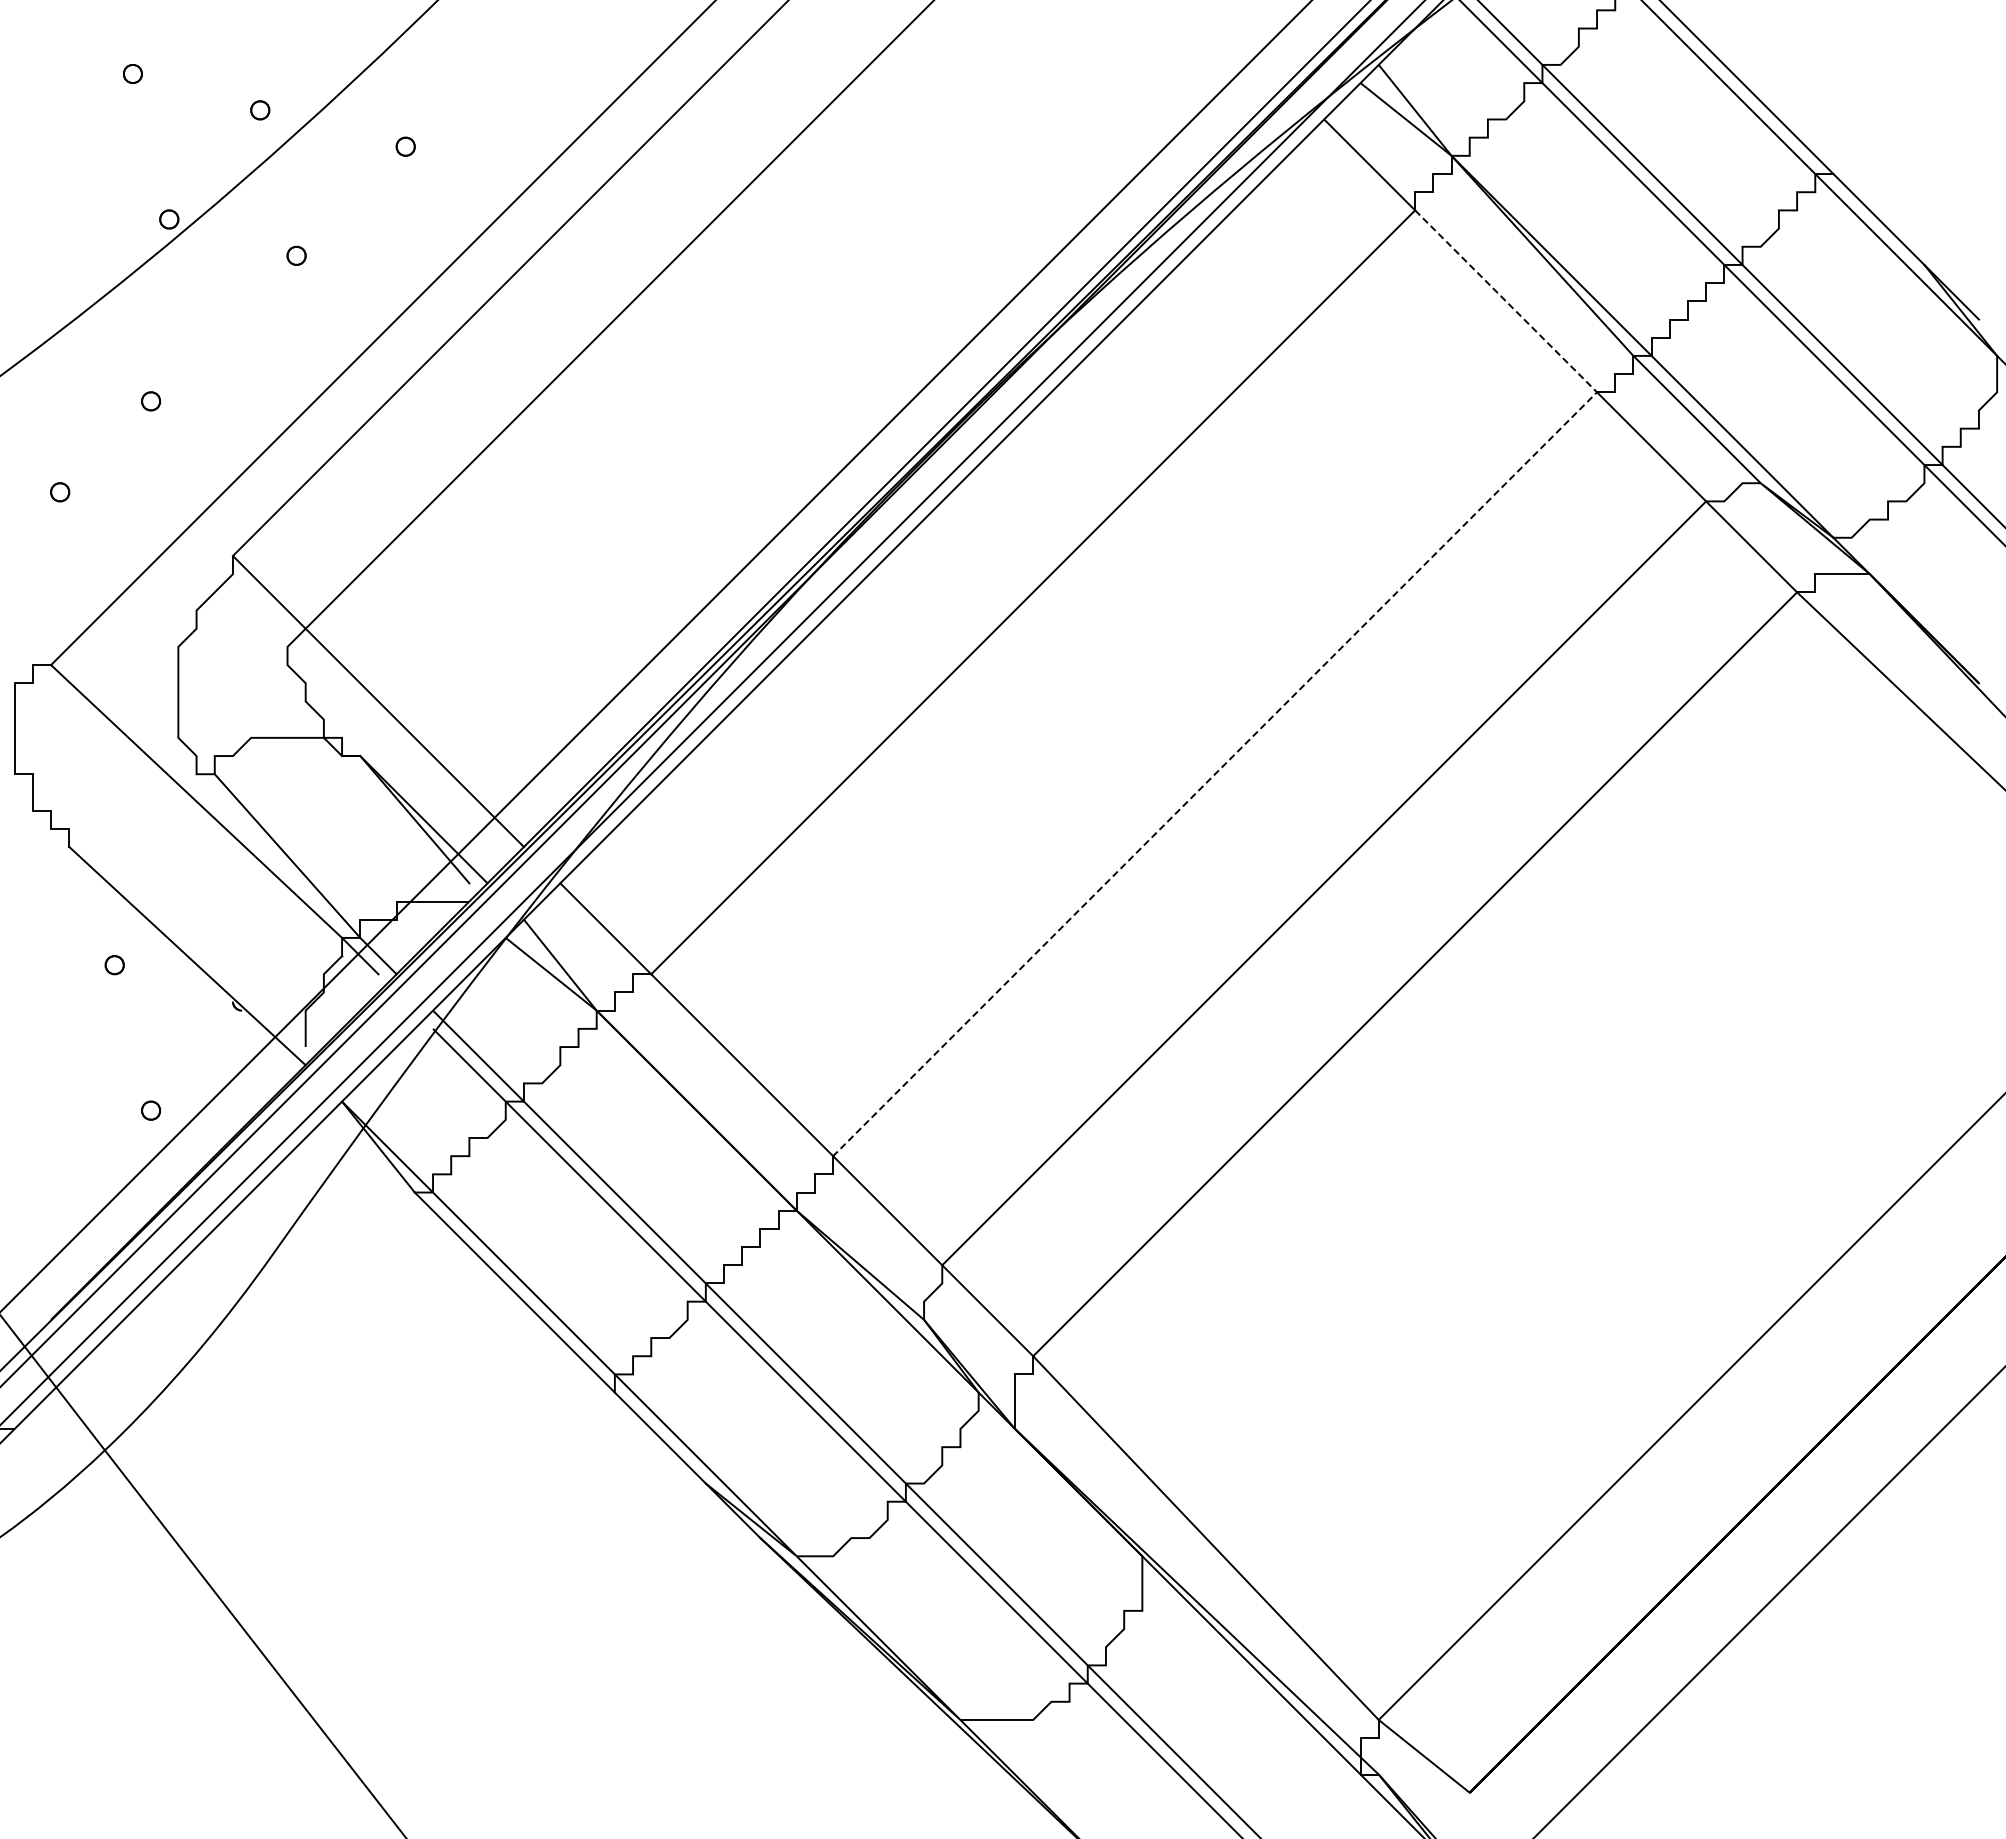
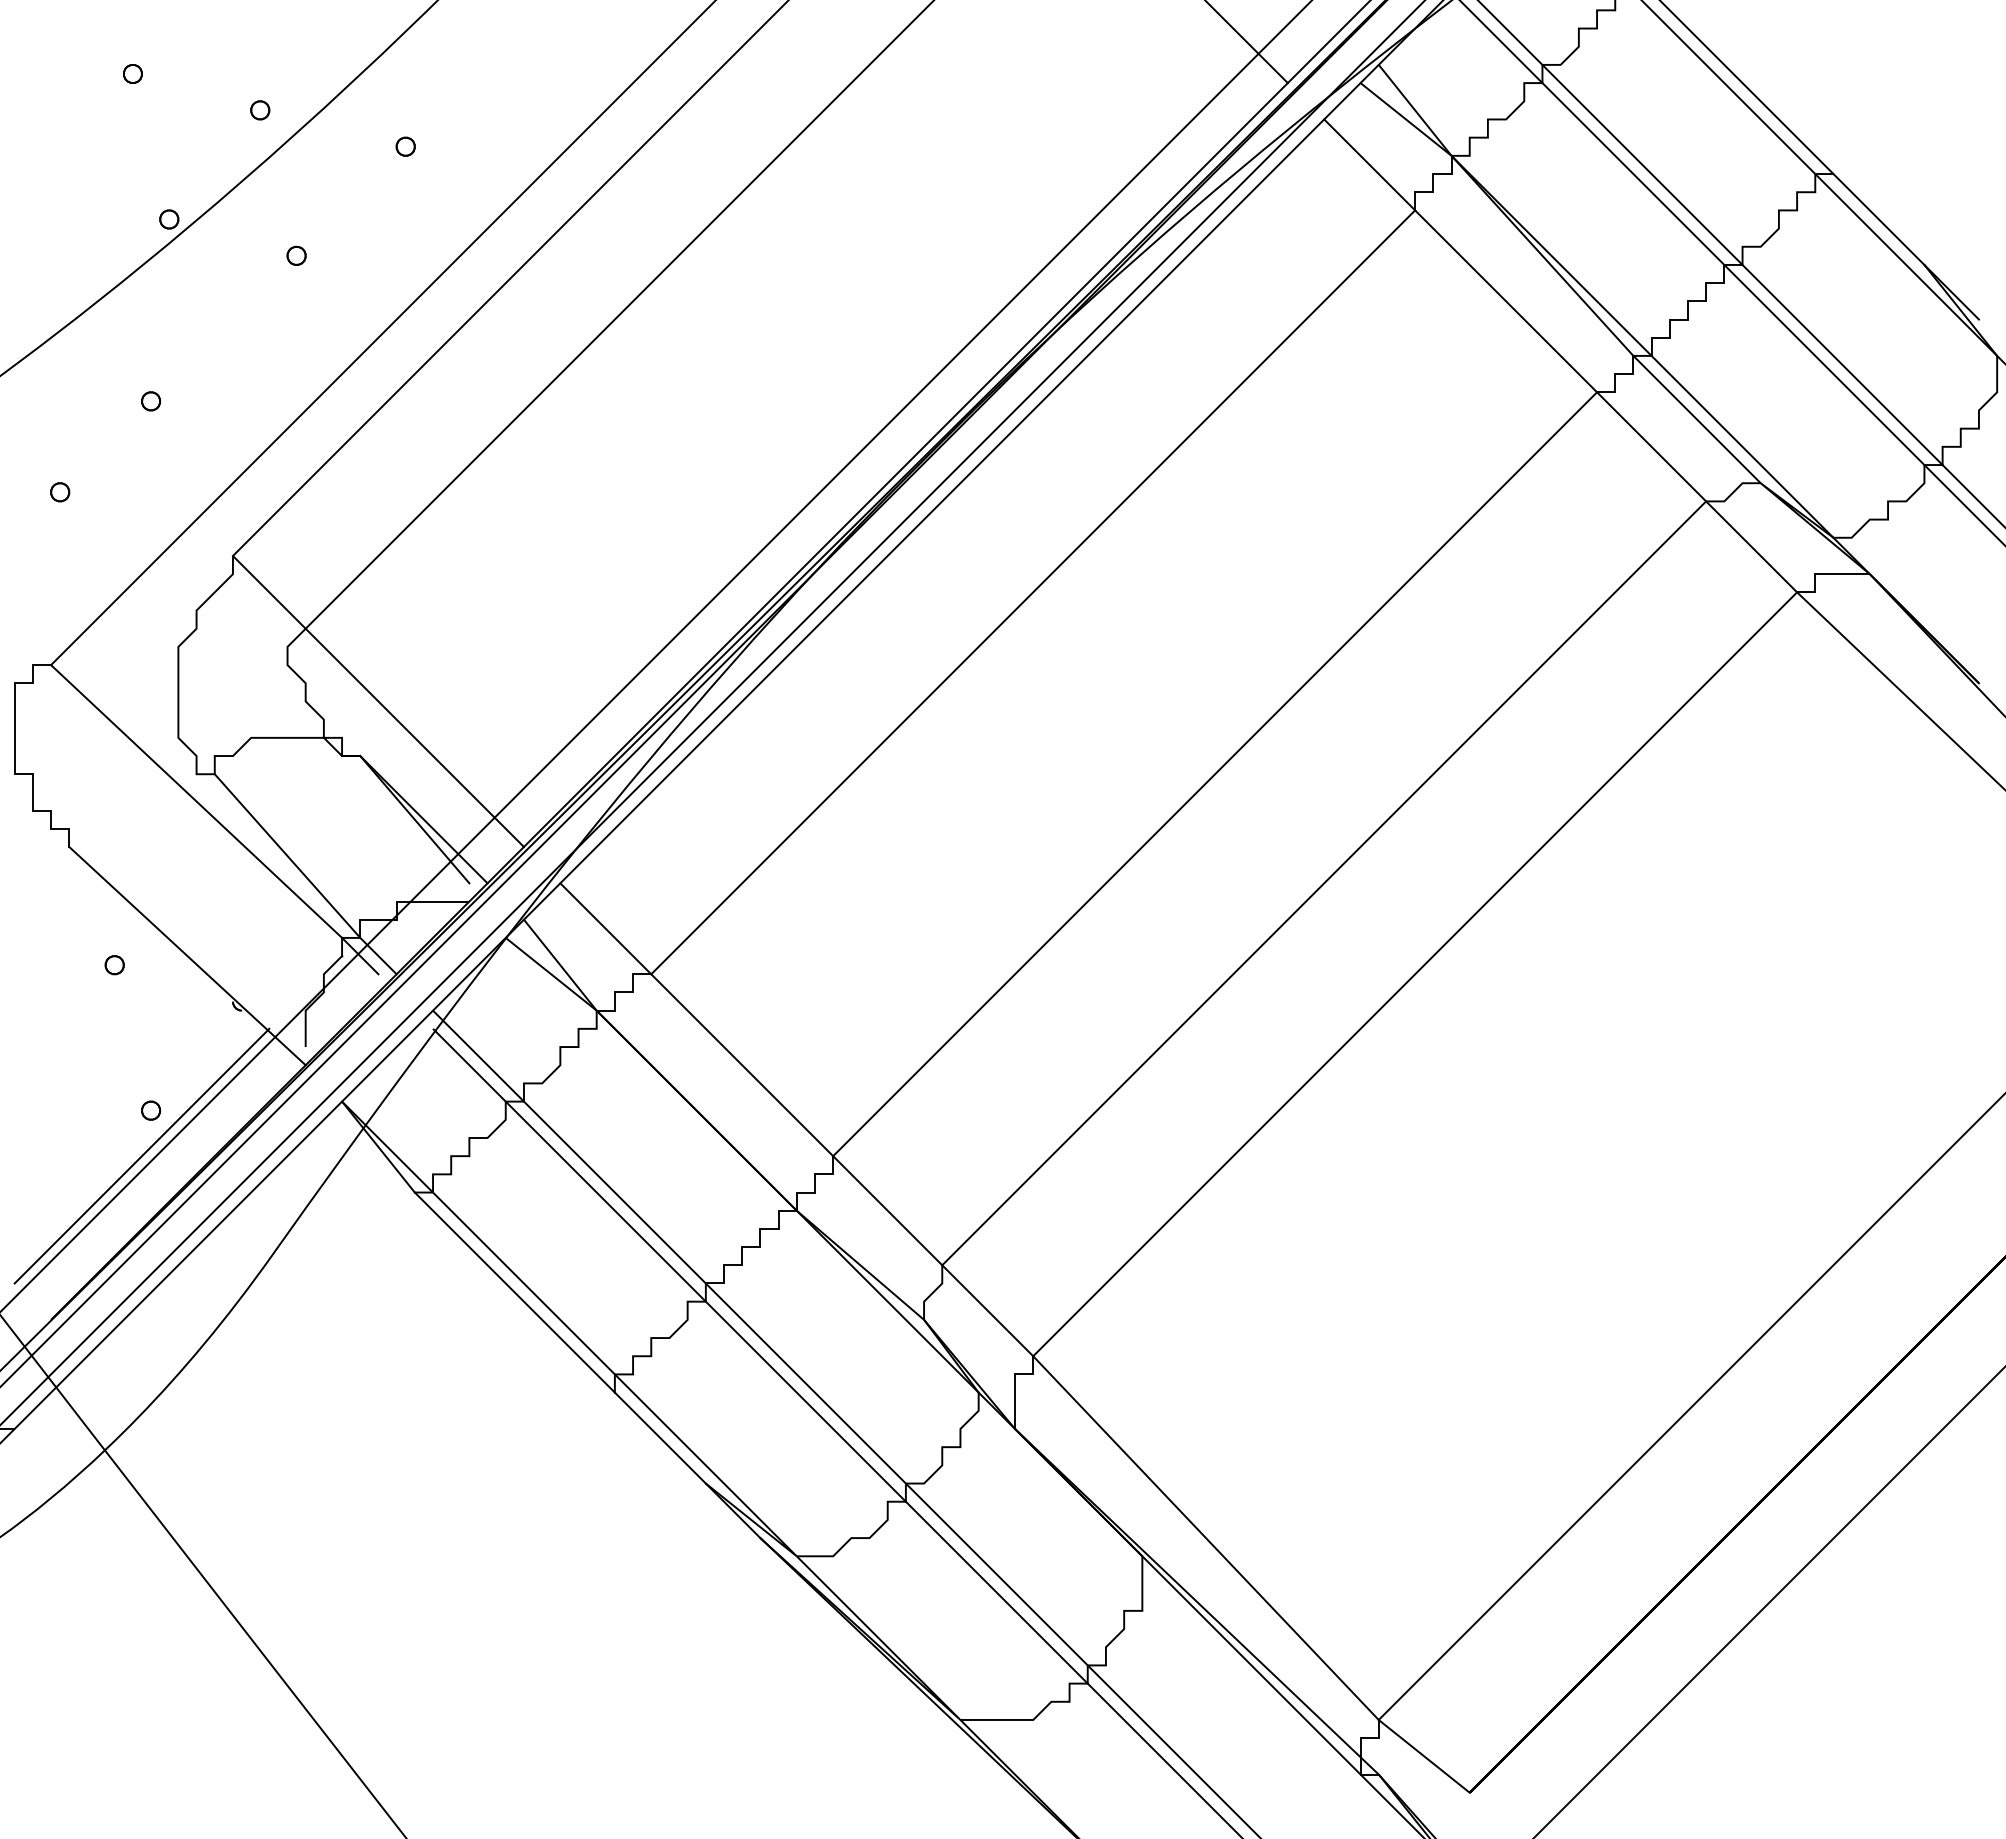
line: none -> present (1247, 42)
line: dashed -> solid (1306, 682)
line: none -> present (141, 1155)
